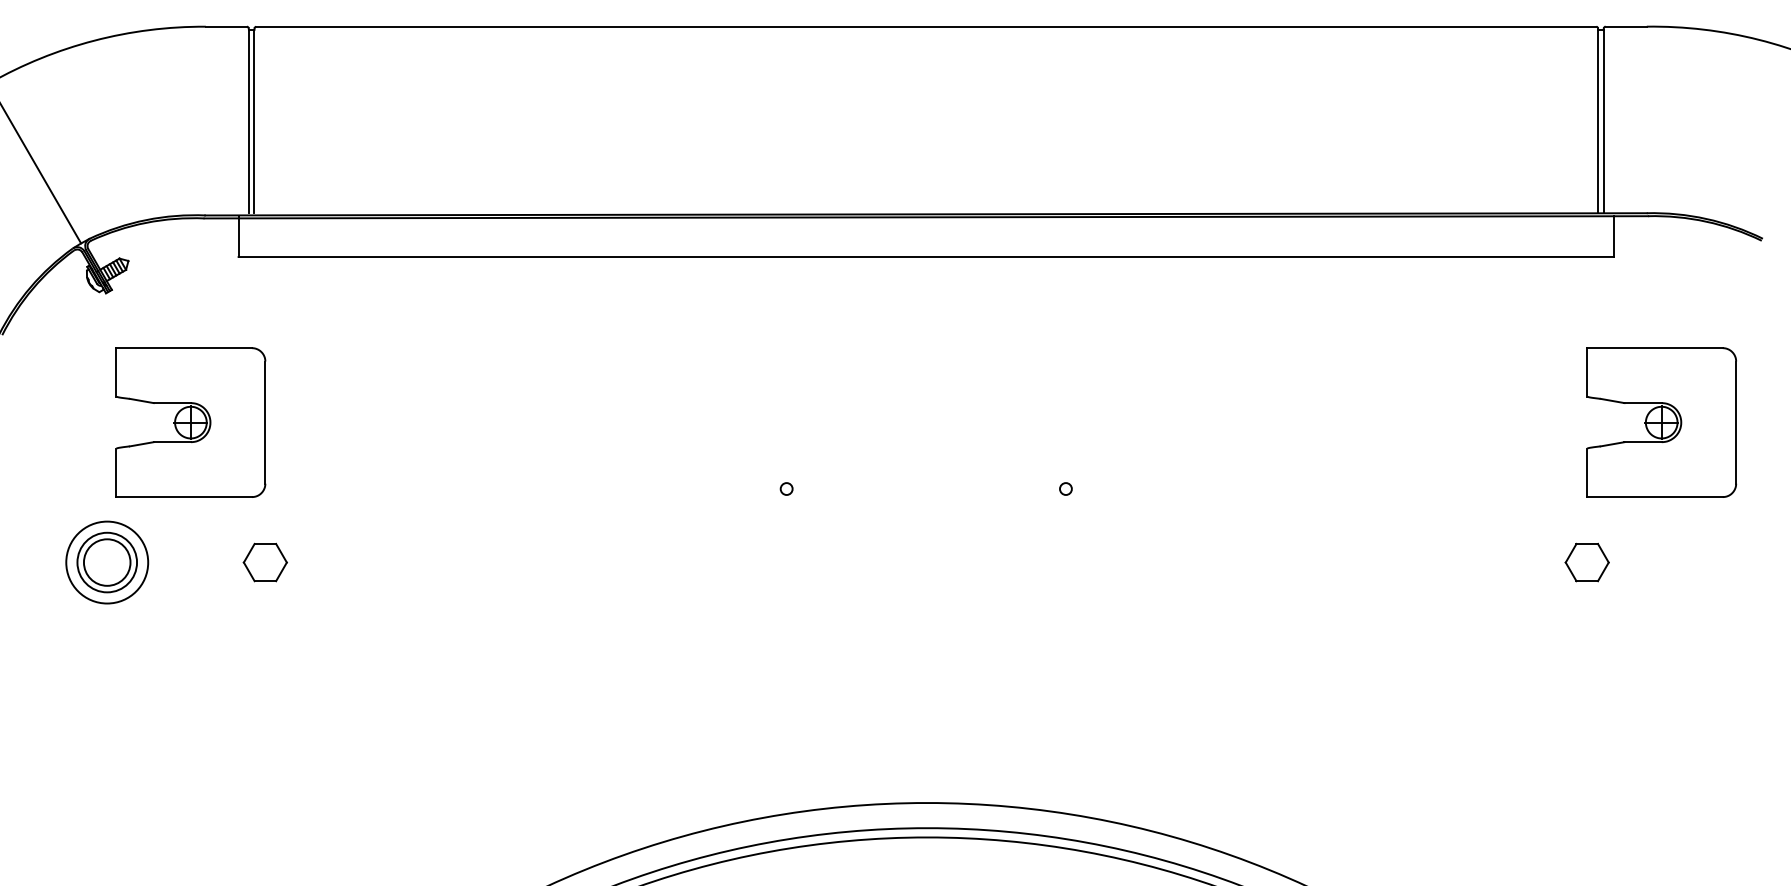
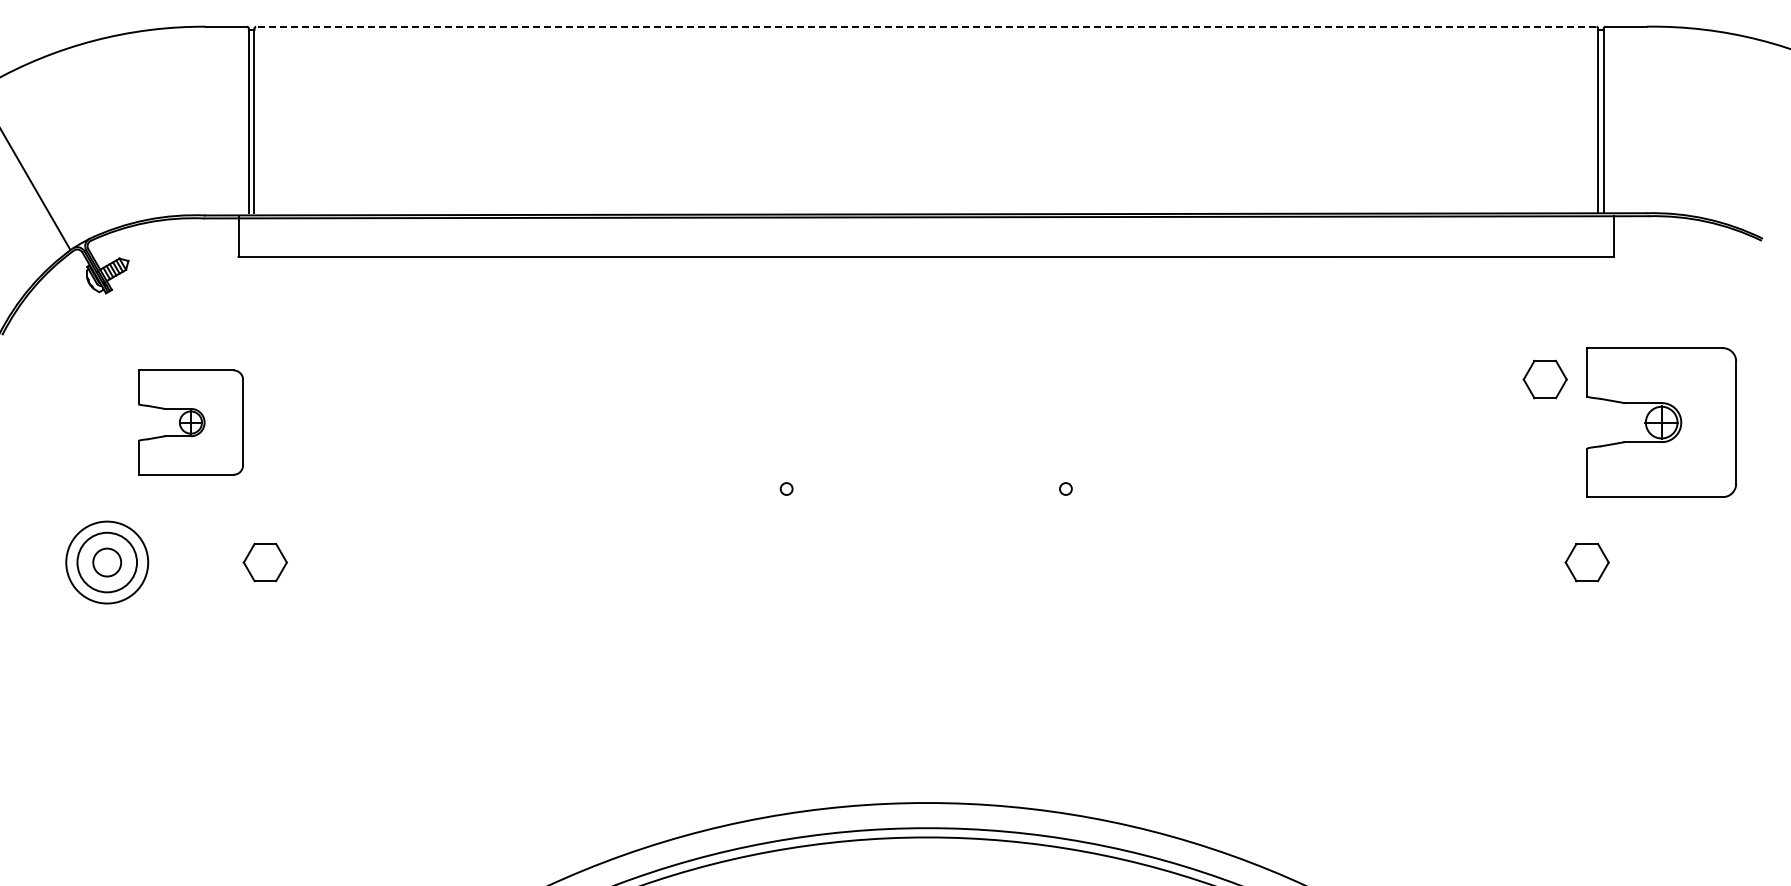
line: solid -> dashed (926, 26)
line position: (41, 175) -> (36, 190) (36, 190)
part: none -> present (1544, 379)
part size: 152x151 px -> 106x107 px (190, 422)
circle diameter: 47 px -> 28 px (107, 562)
